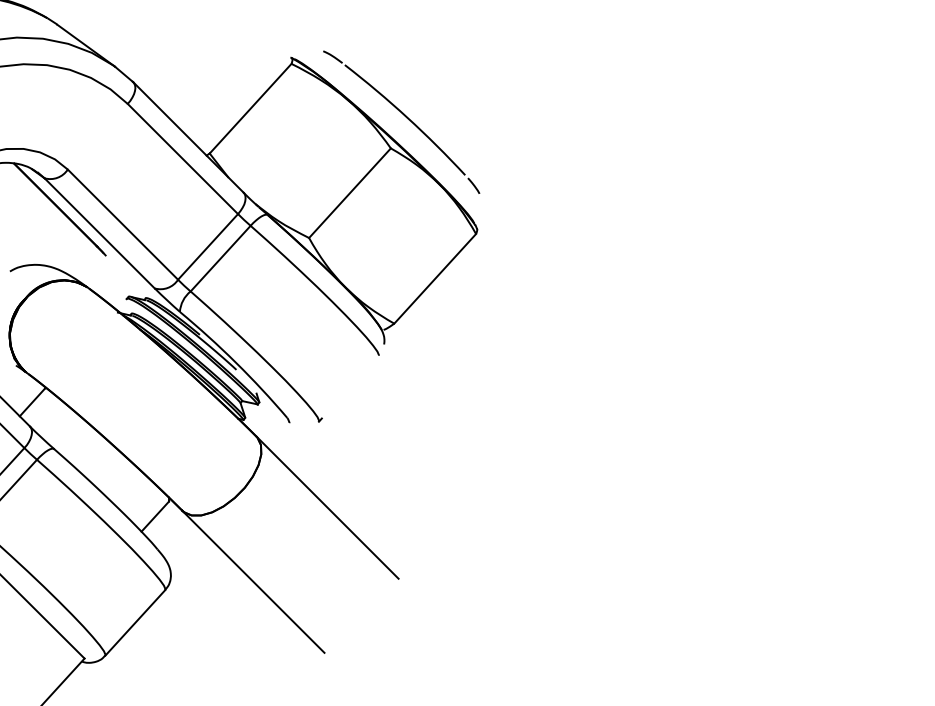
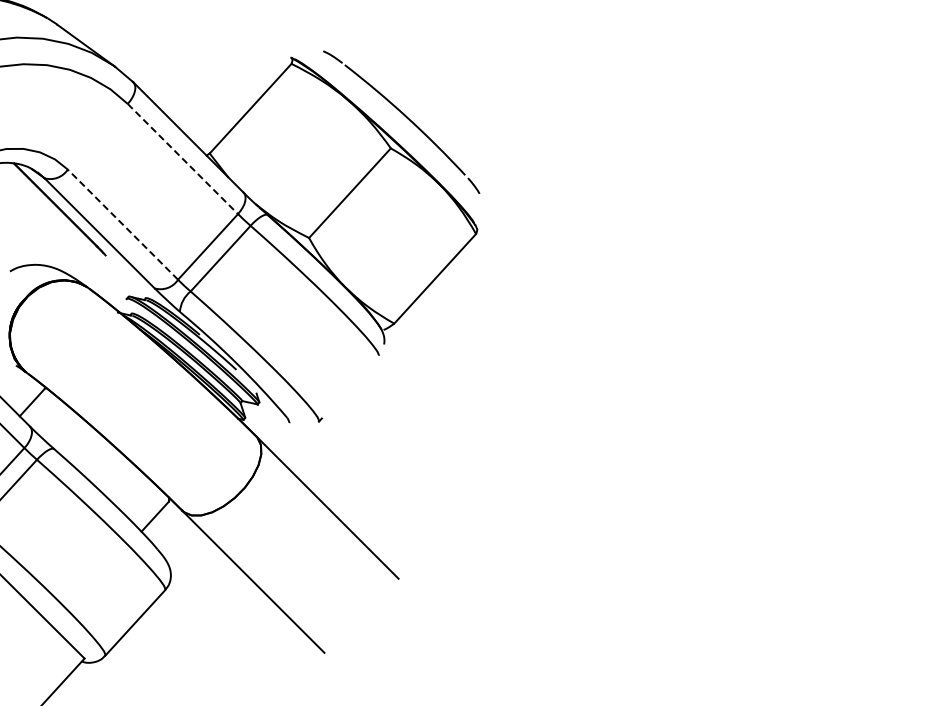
line: solid -> dashed (182, 159)
line: solid -> dashed (122, 224)
